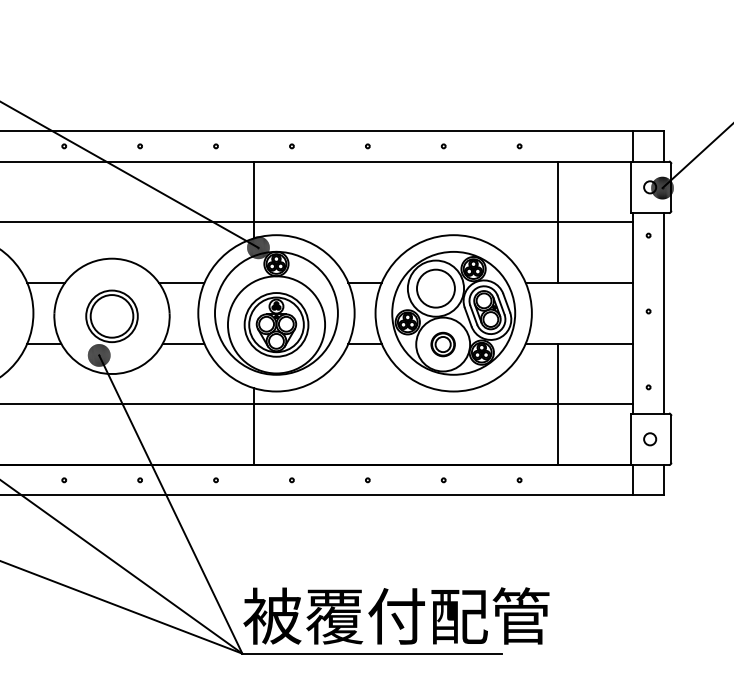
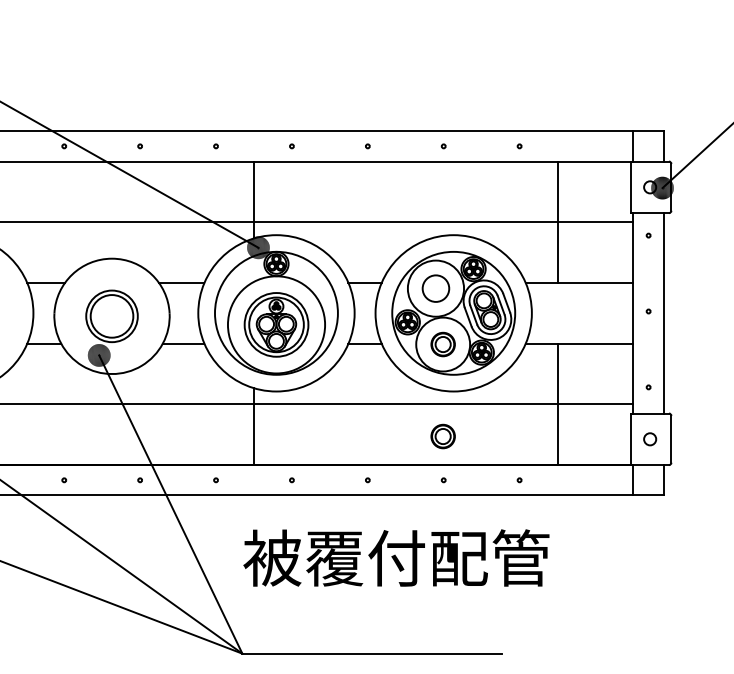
circle diameter: 38 px -> 27 px (435, 288)
part: none -> present (442, 436)
text position: (396, 615) -> (396, 557) (396, 557)
